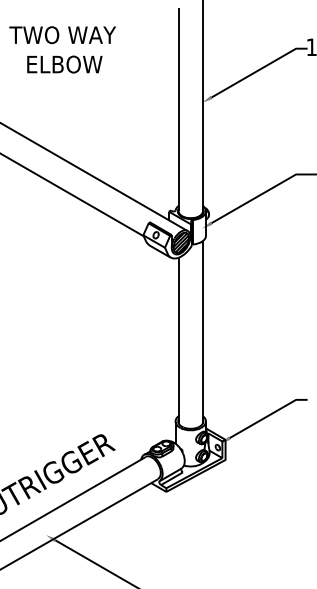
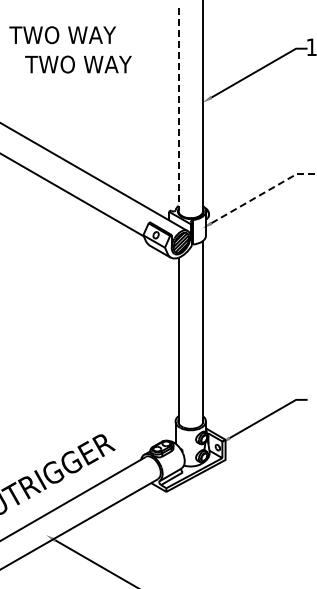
text: ELBOW -> TWO WAY (78, 64)
line: solid -> dashed (178, 109)
line: solid -> dashed (263, 193)
